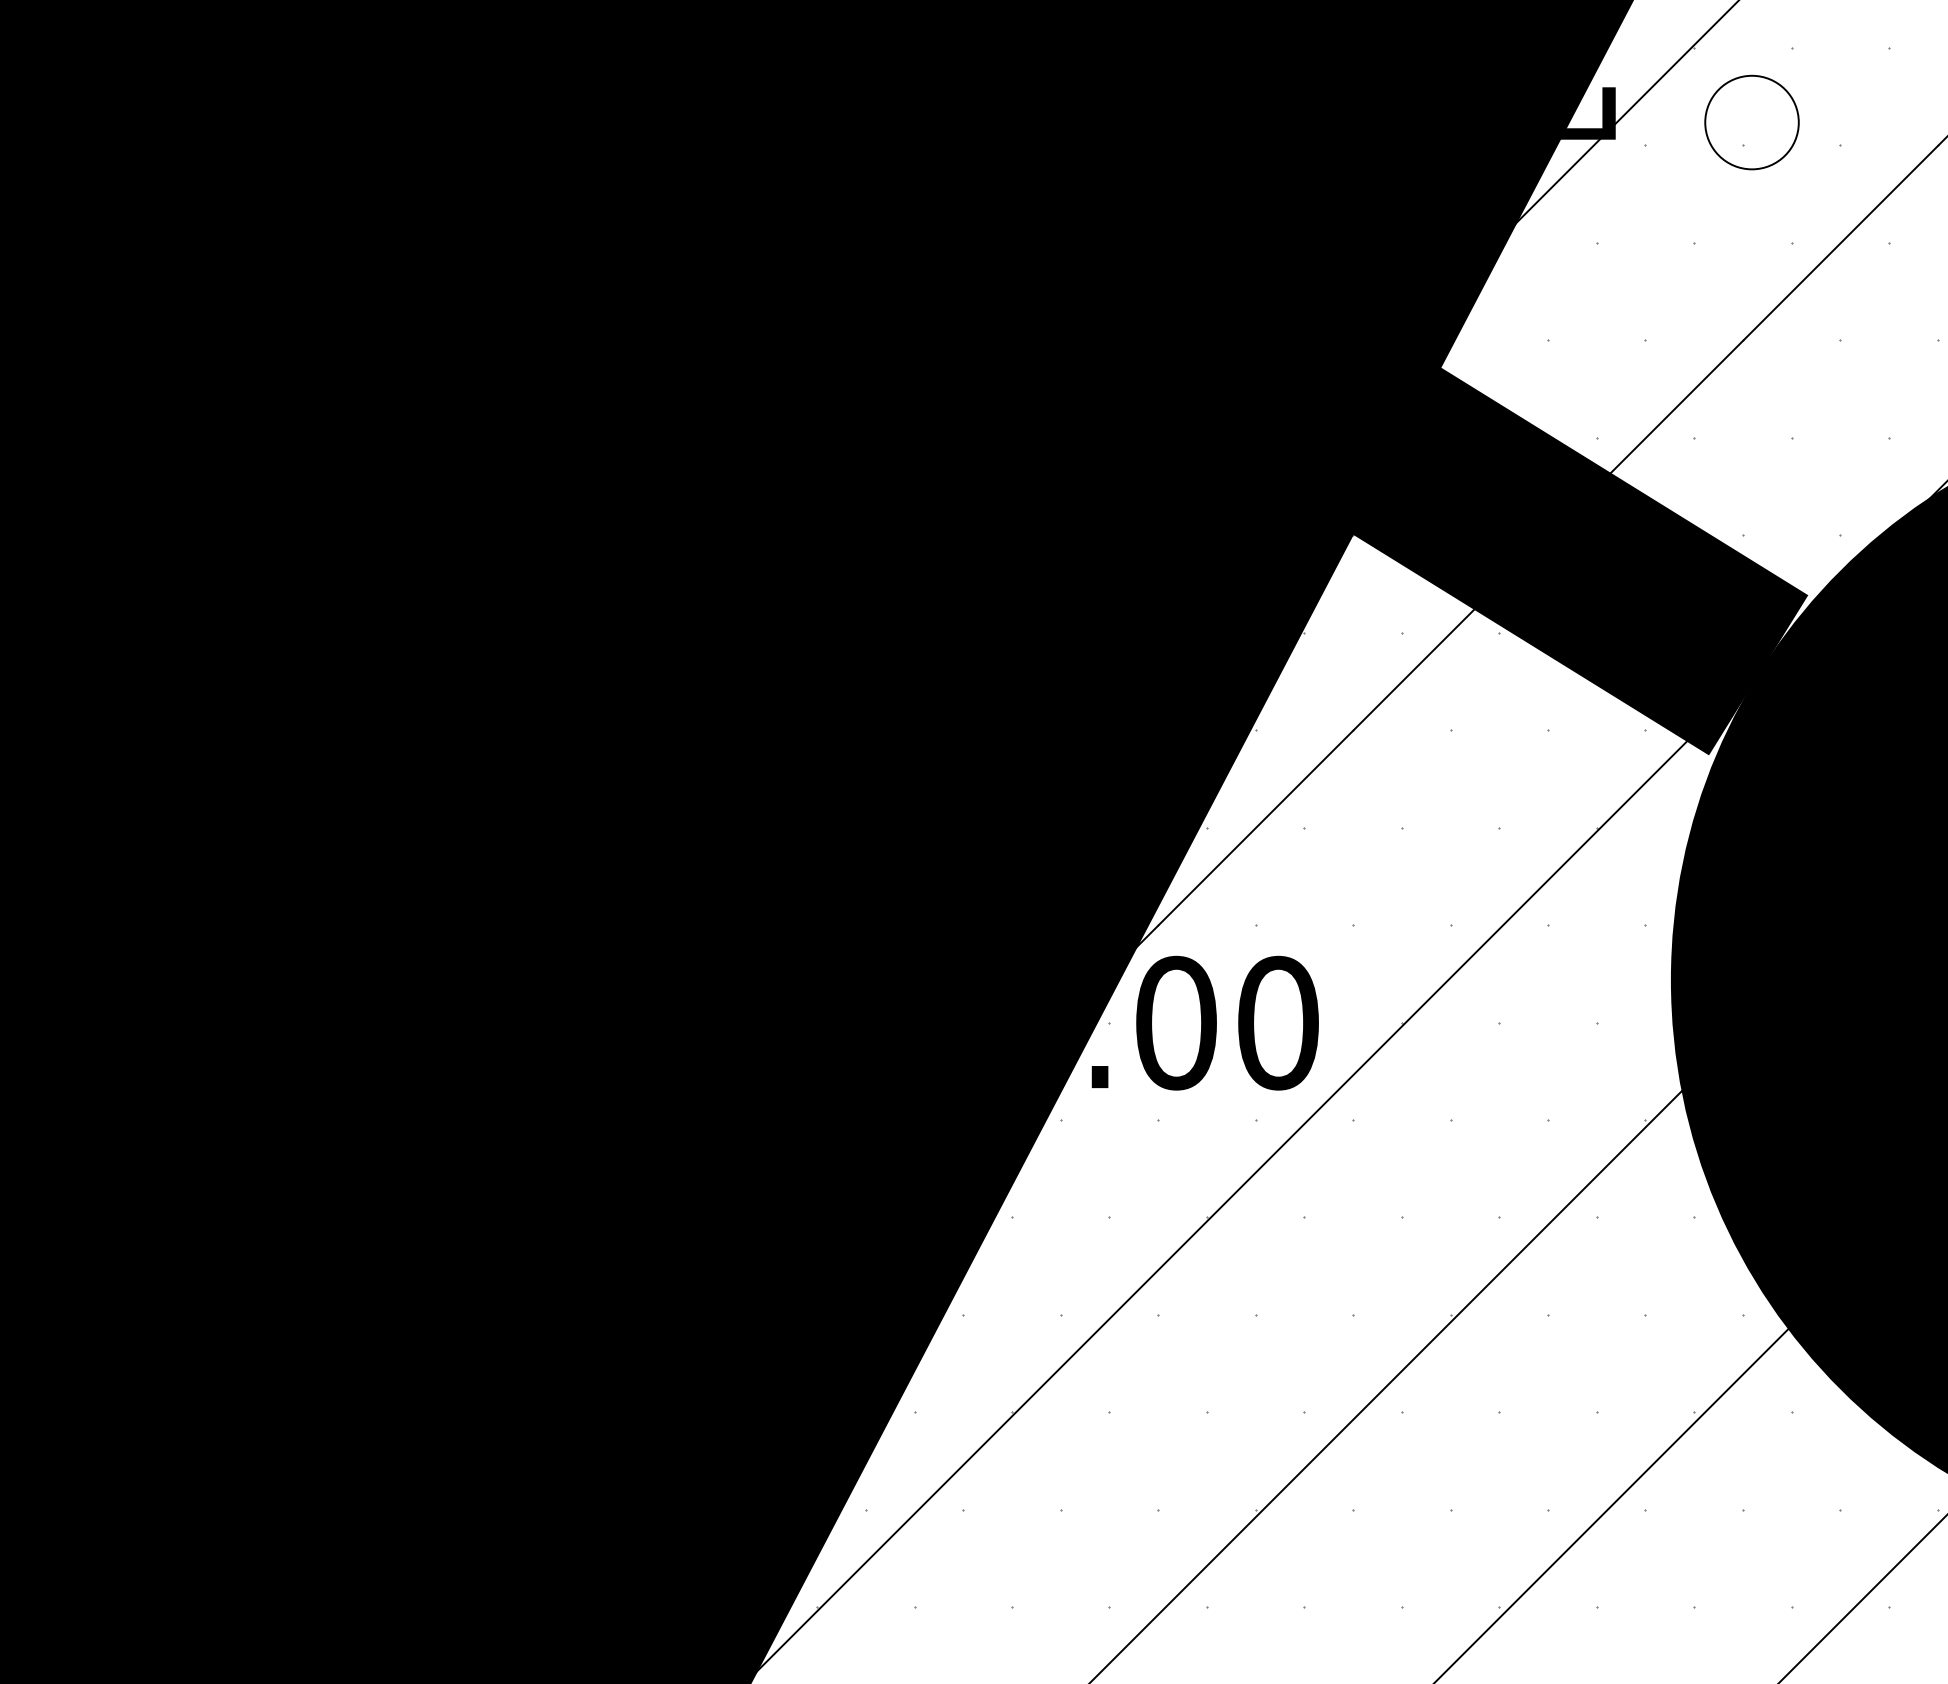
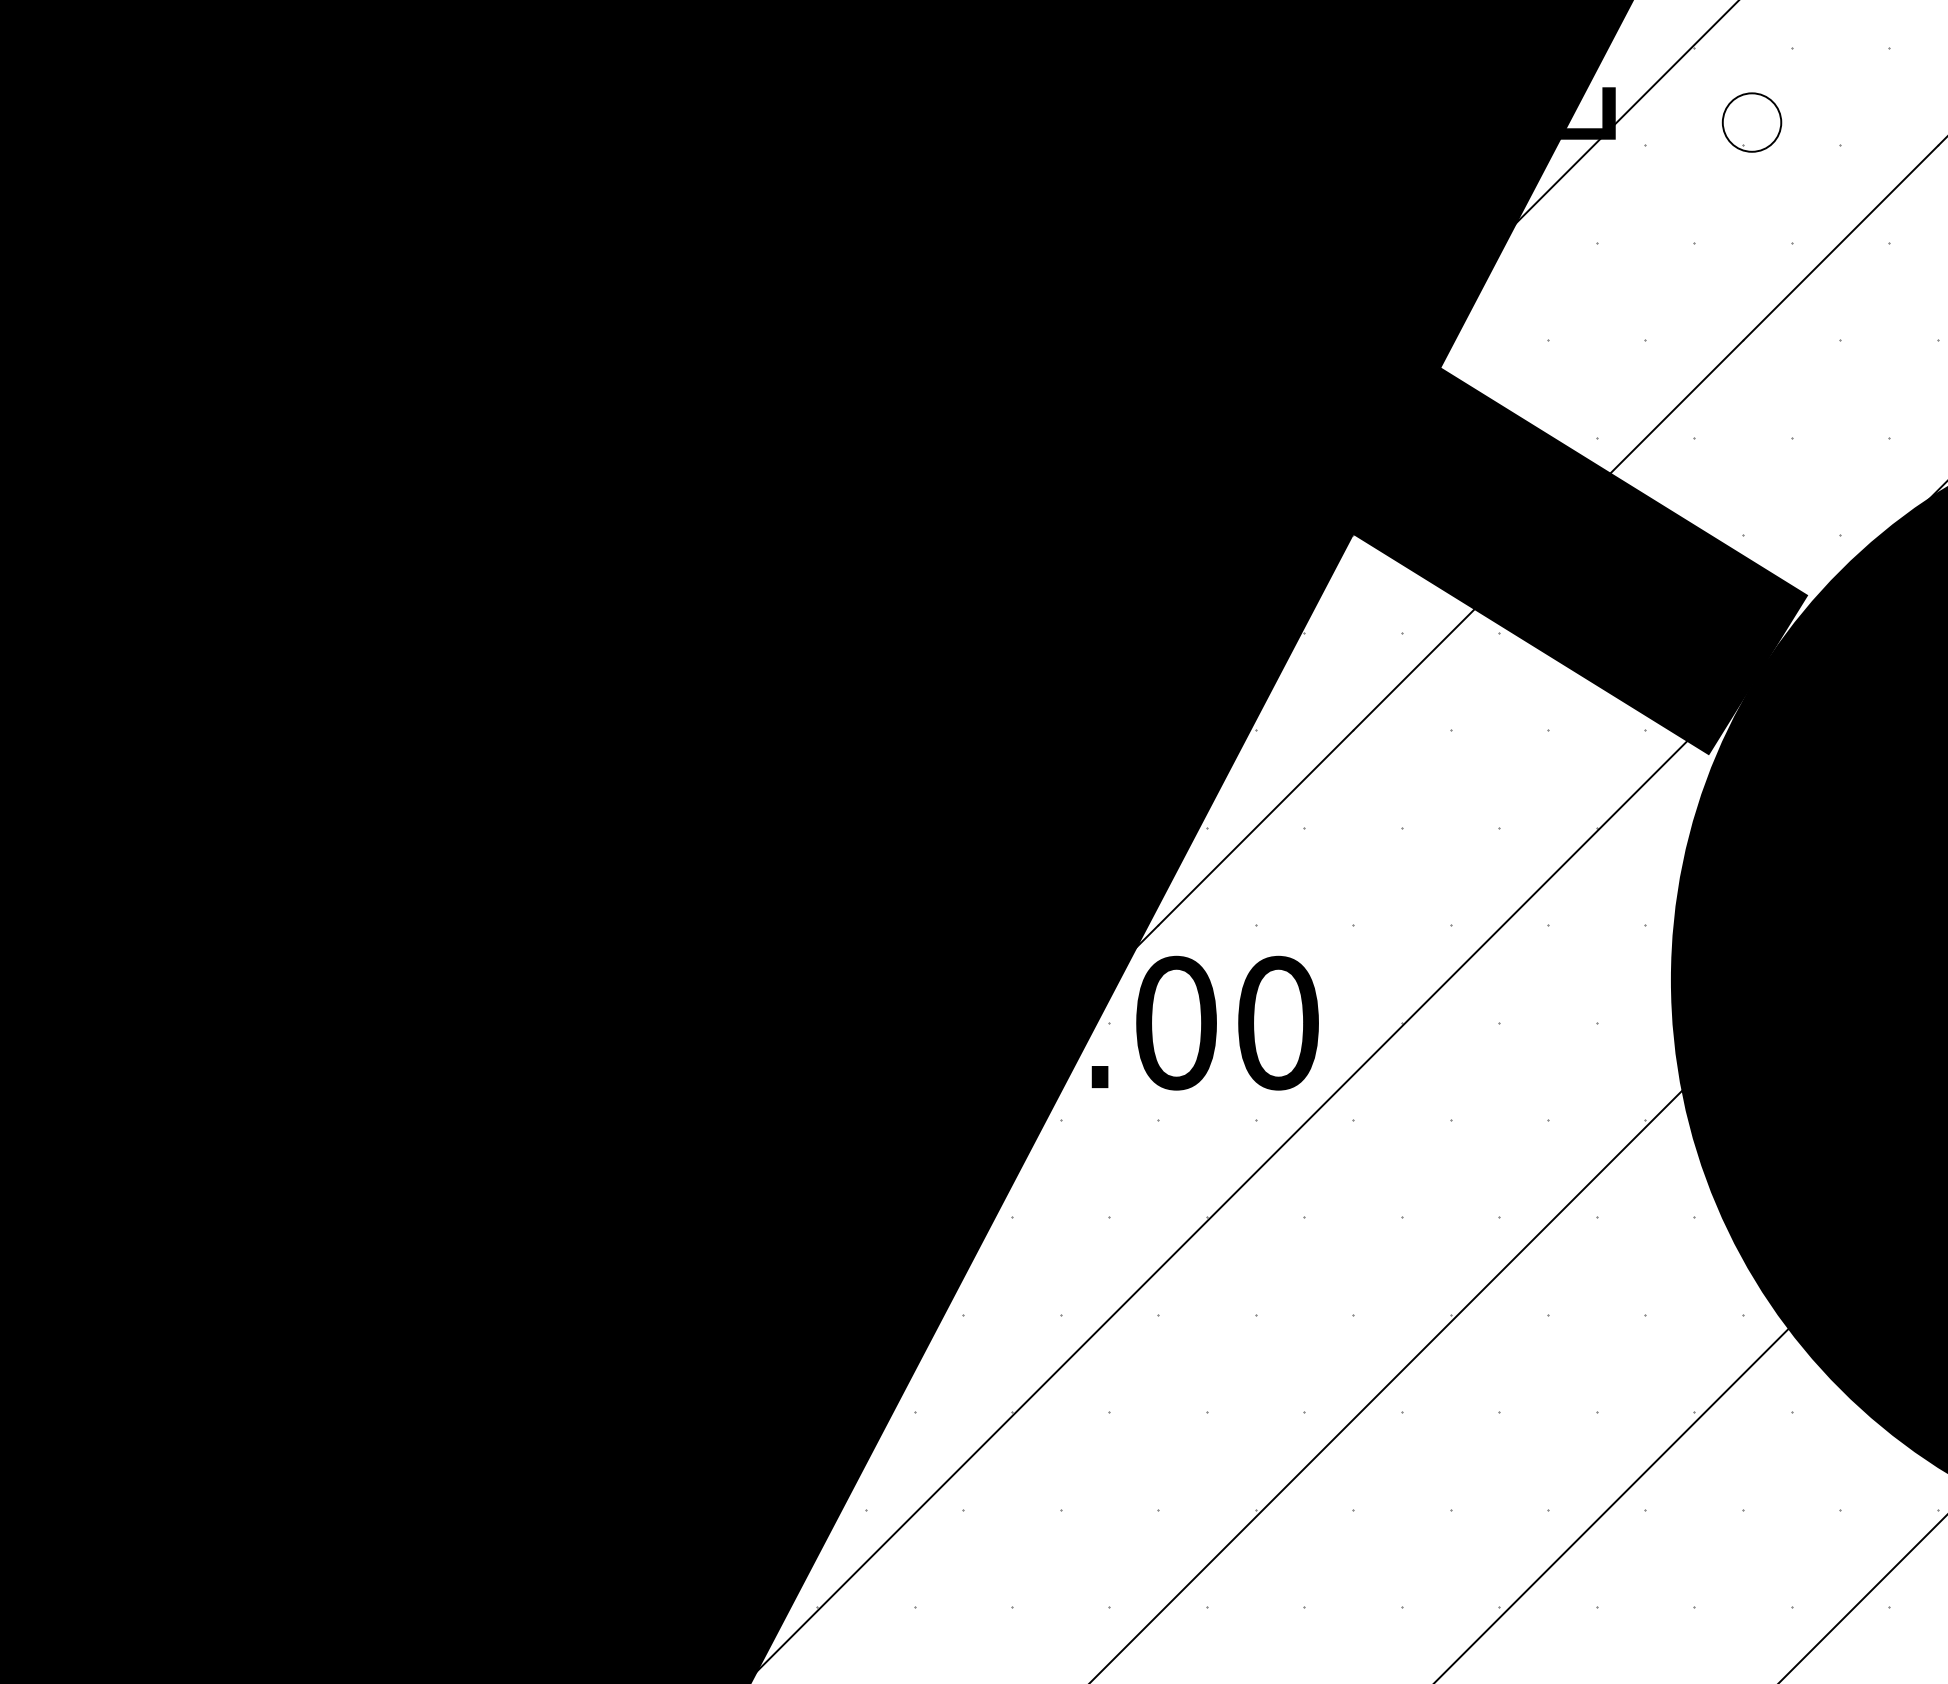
circle diameter: 94 px -> 58 px (1751, 122)
